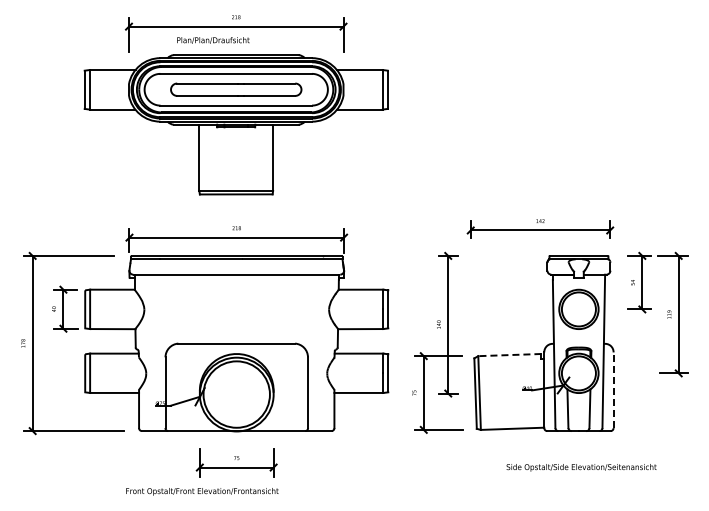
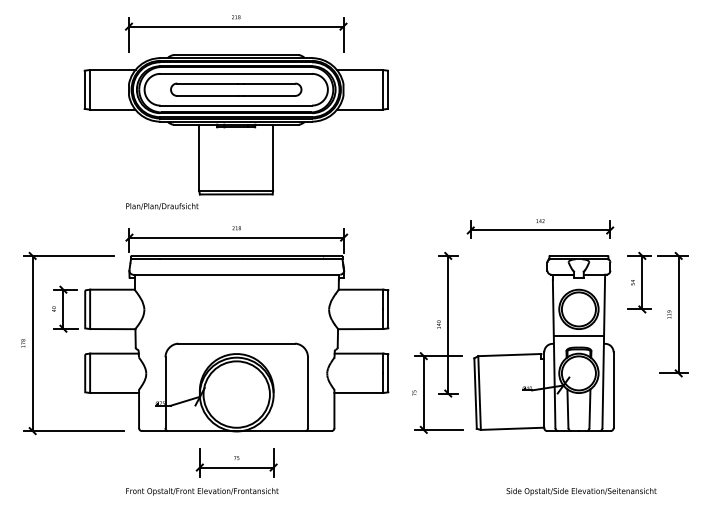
text position: (213, 40) -> (162, 206) (162, 206)
line: none -> present (578, 335)
line: dashed -> solid (509, 355)
line: dashed -> solid (613, 389)
text position: (581, 467) -> (581, 491) (581, 491)
